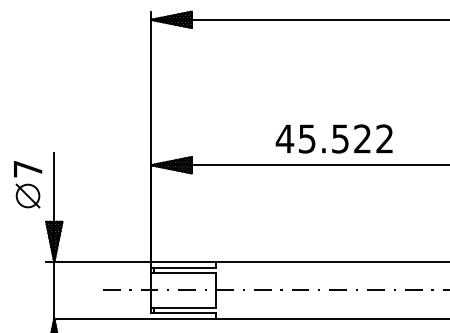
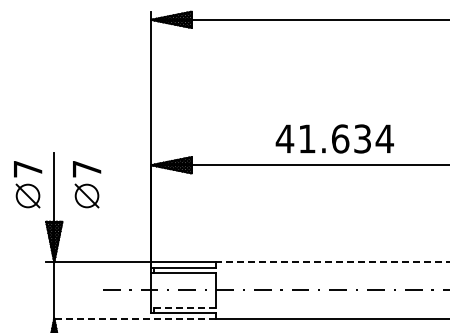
text: 45.522 -> 41.634 (346, 138)
part: none -> present (87, 184)
line: solid -> dashed (332, 262)
line: solid -> dashed (183, 307)
line: solid -> dashed (135, 318)
